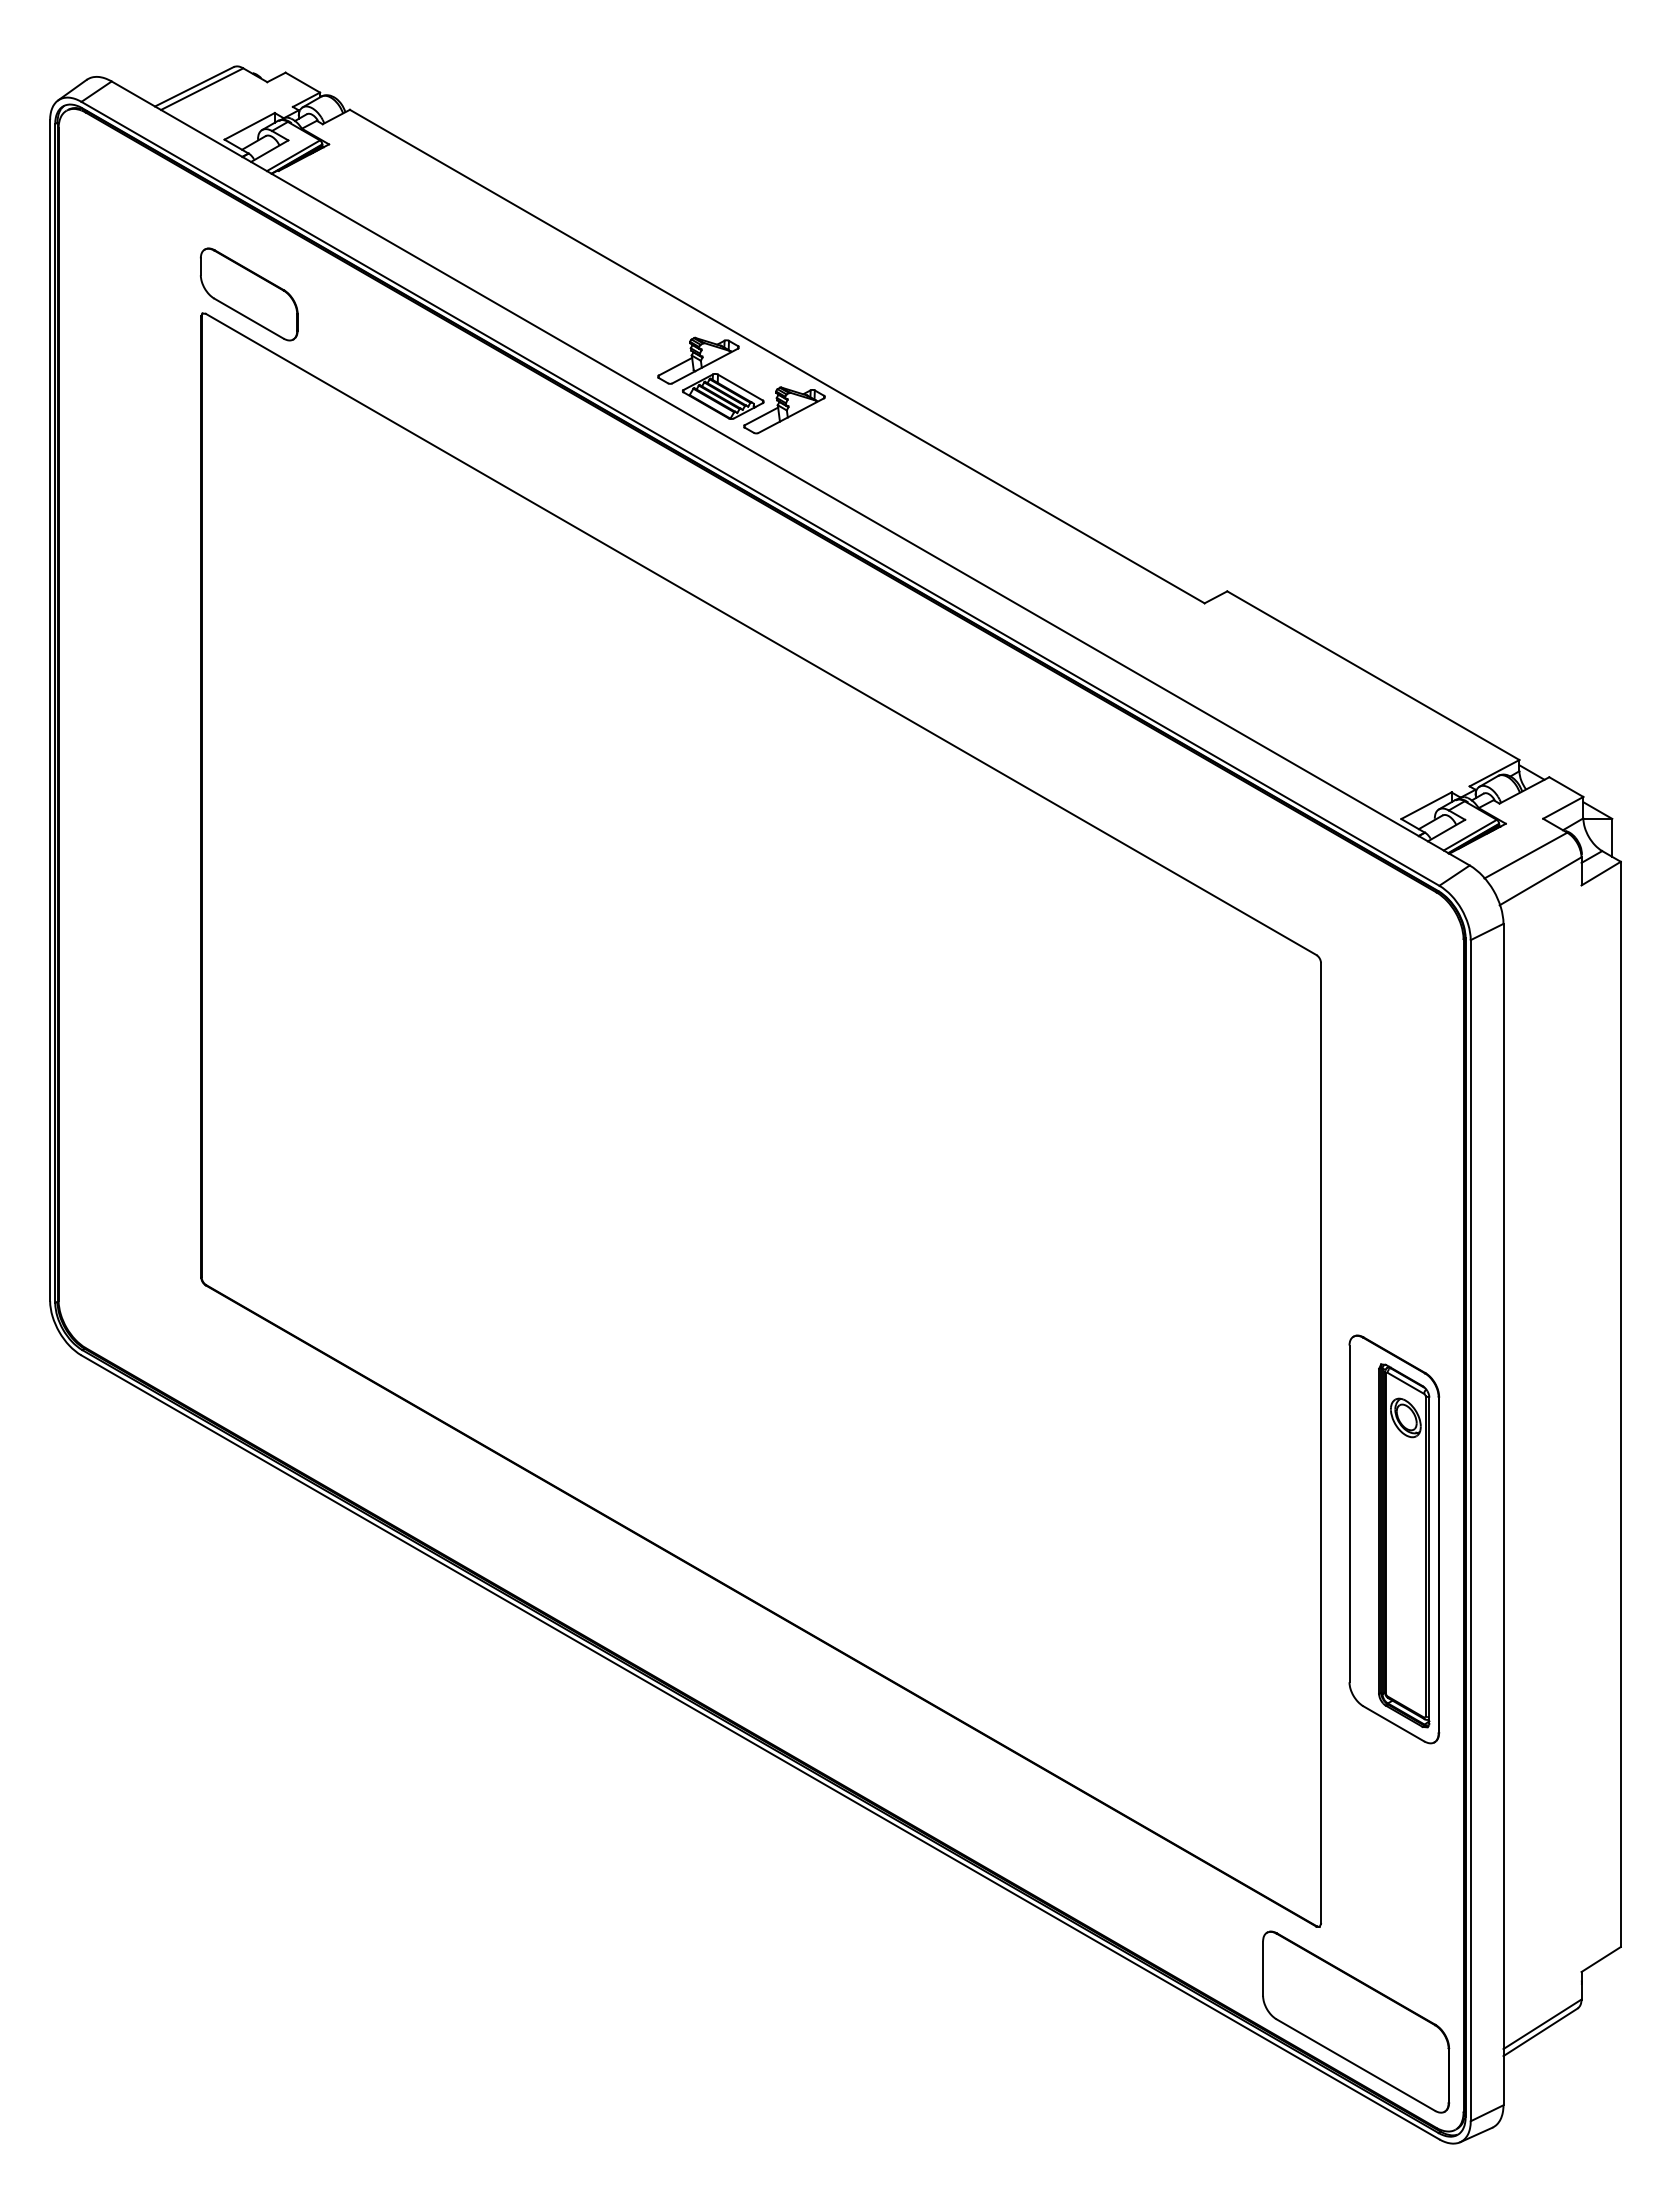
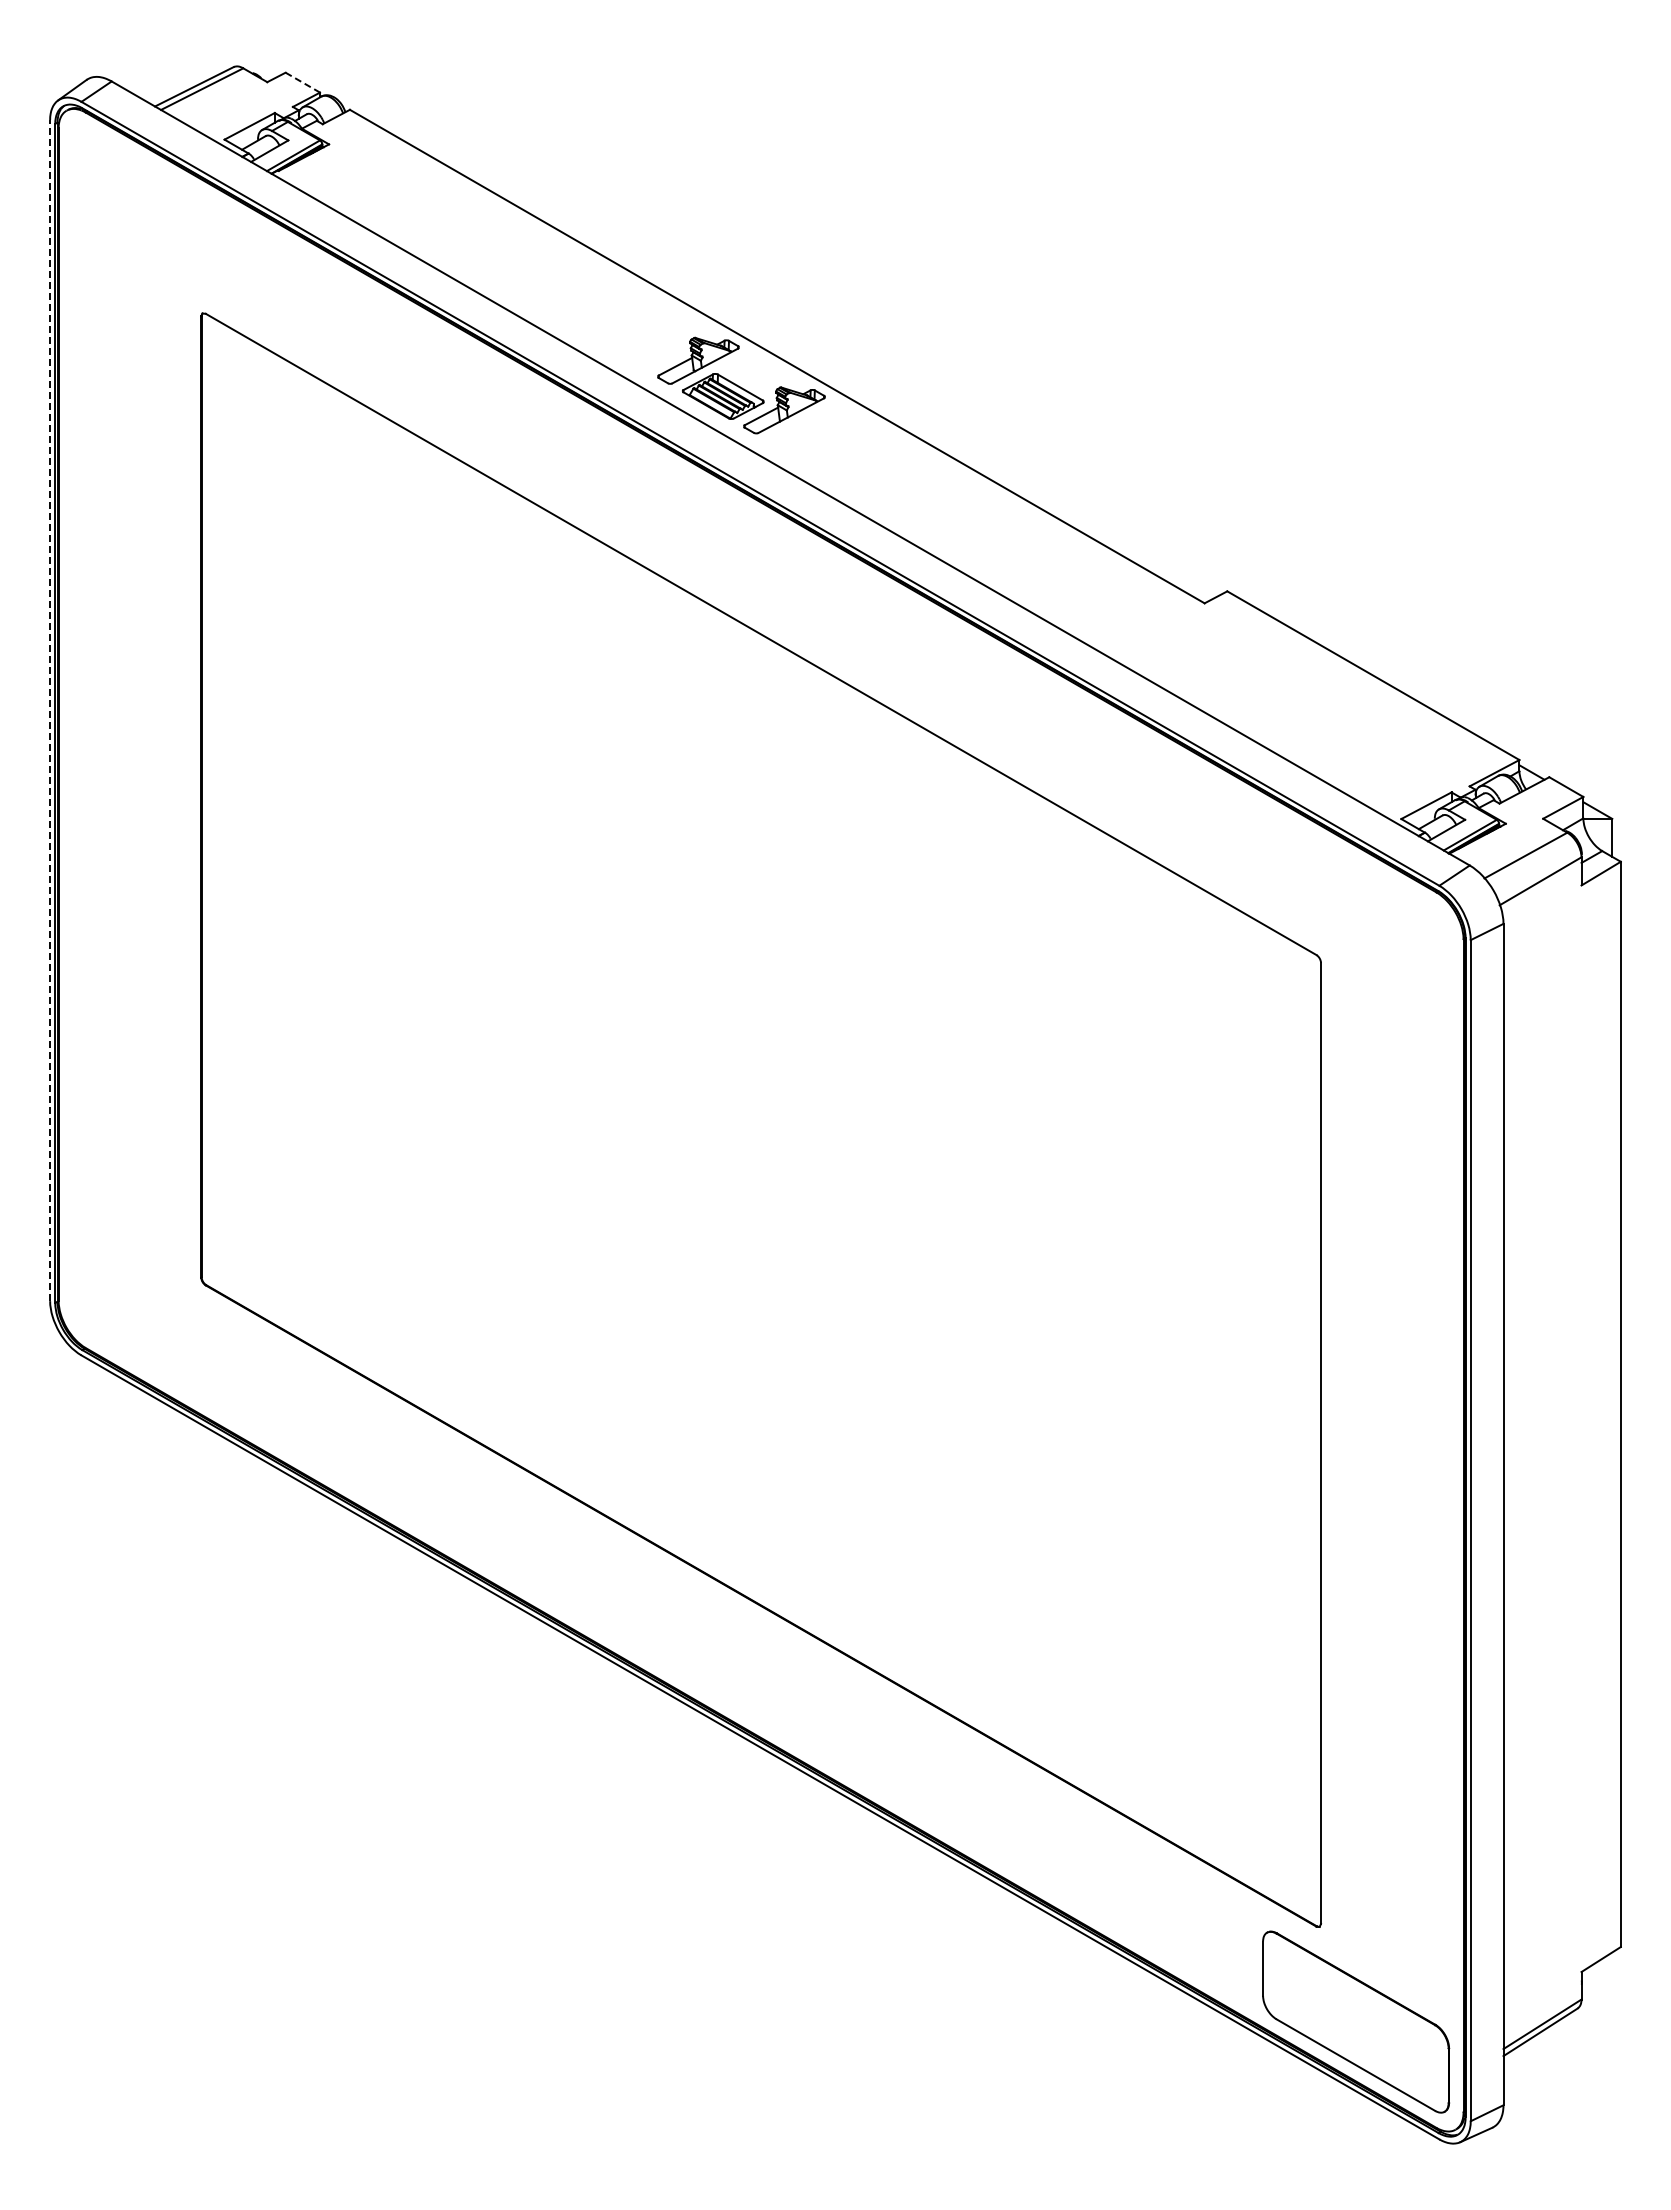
line: solid -> dashed (302, 82)
part: present -> none (249, 294)
line: solid -> dashed (50, 710)
part: present -> none (1394, 1539)
